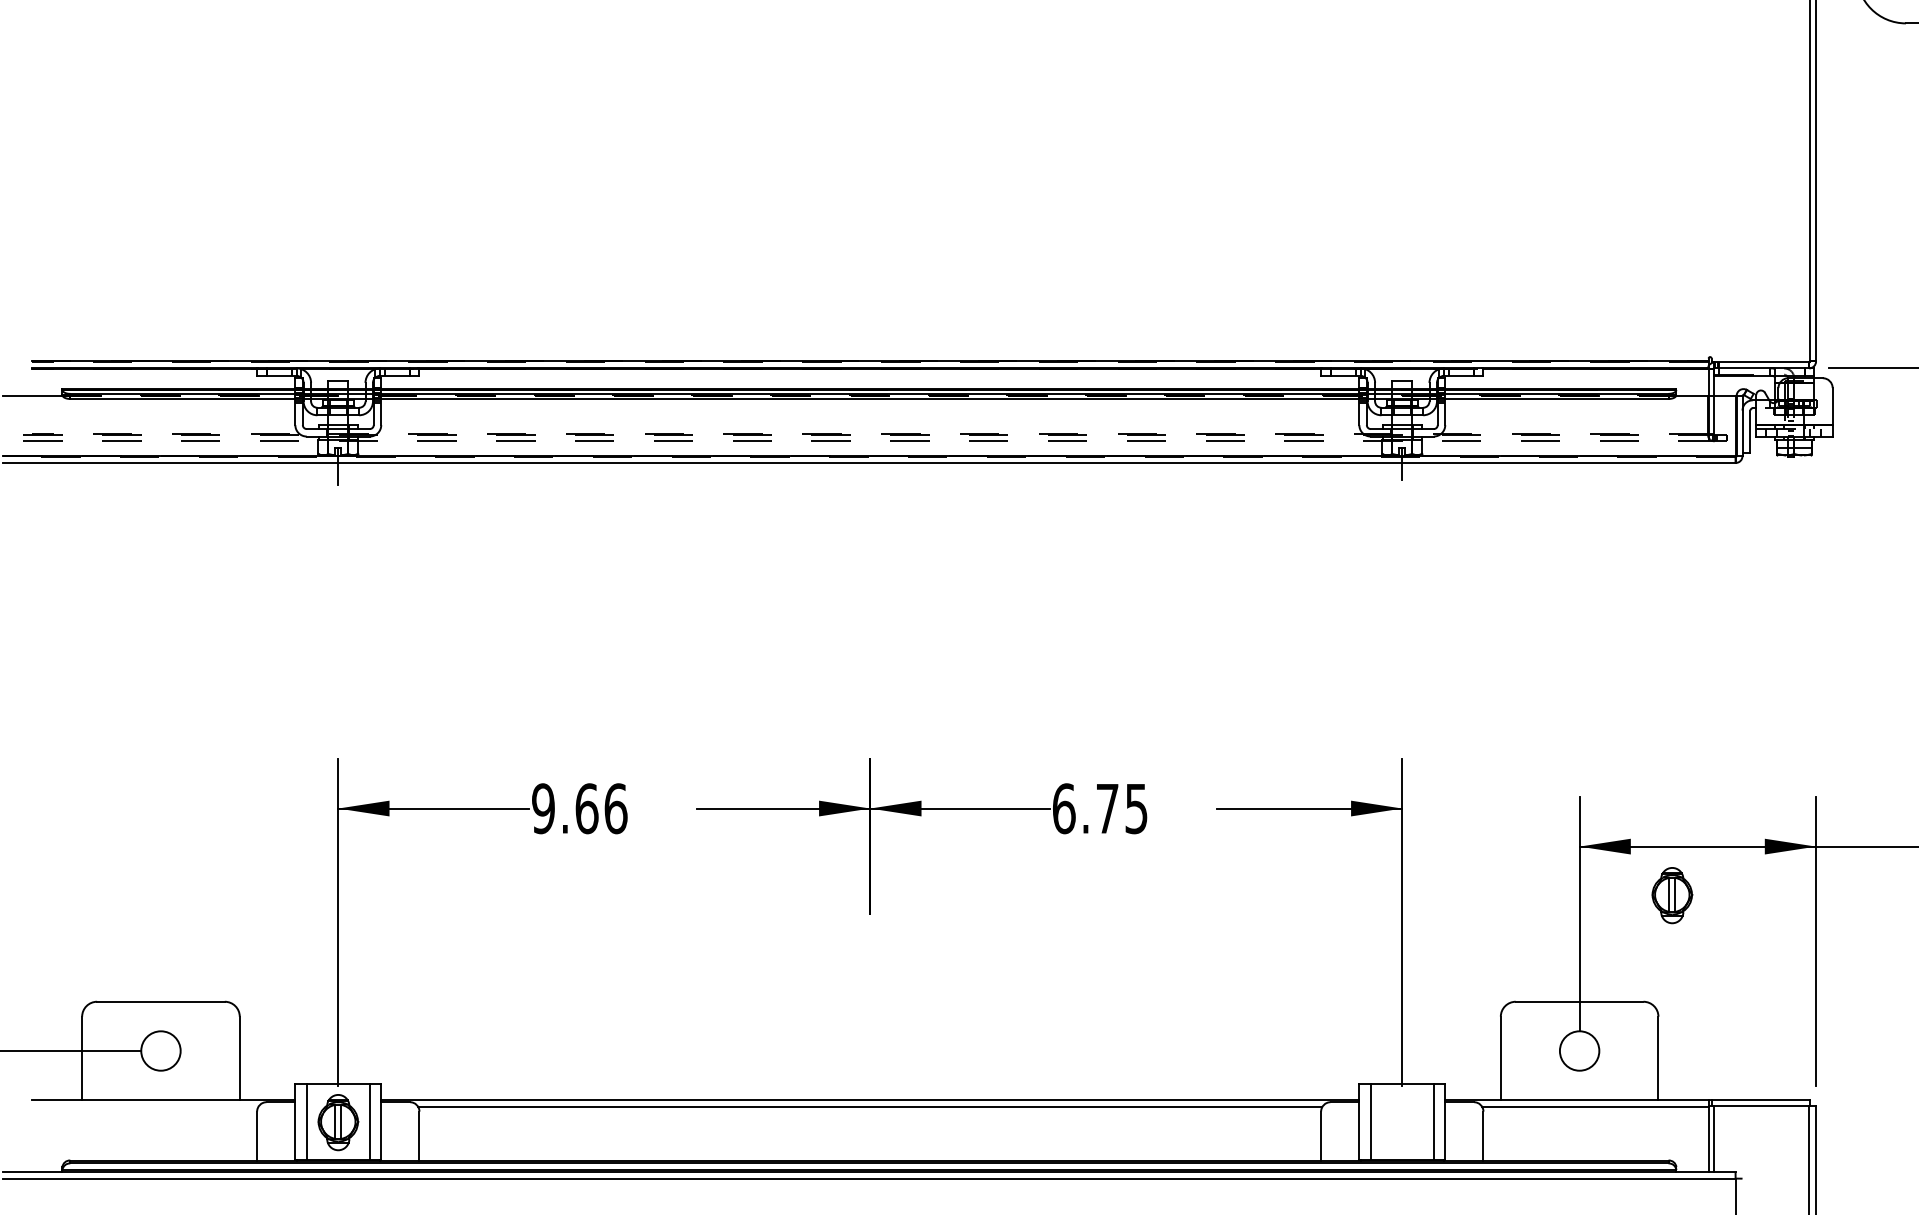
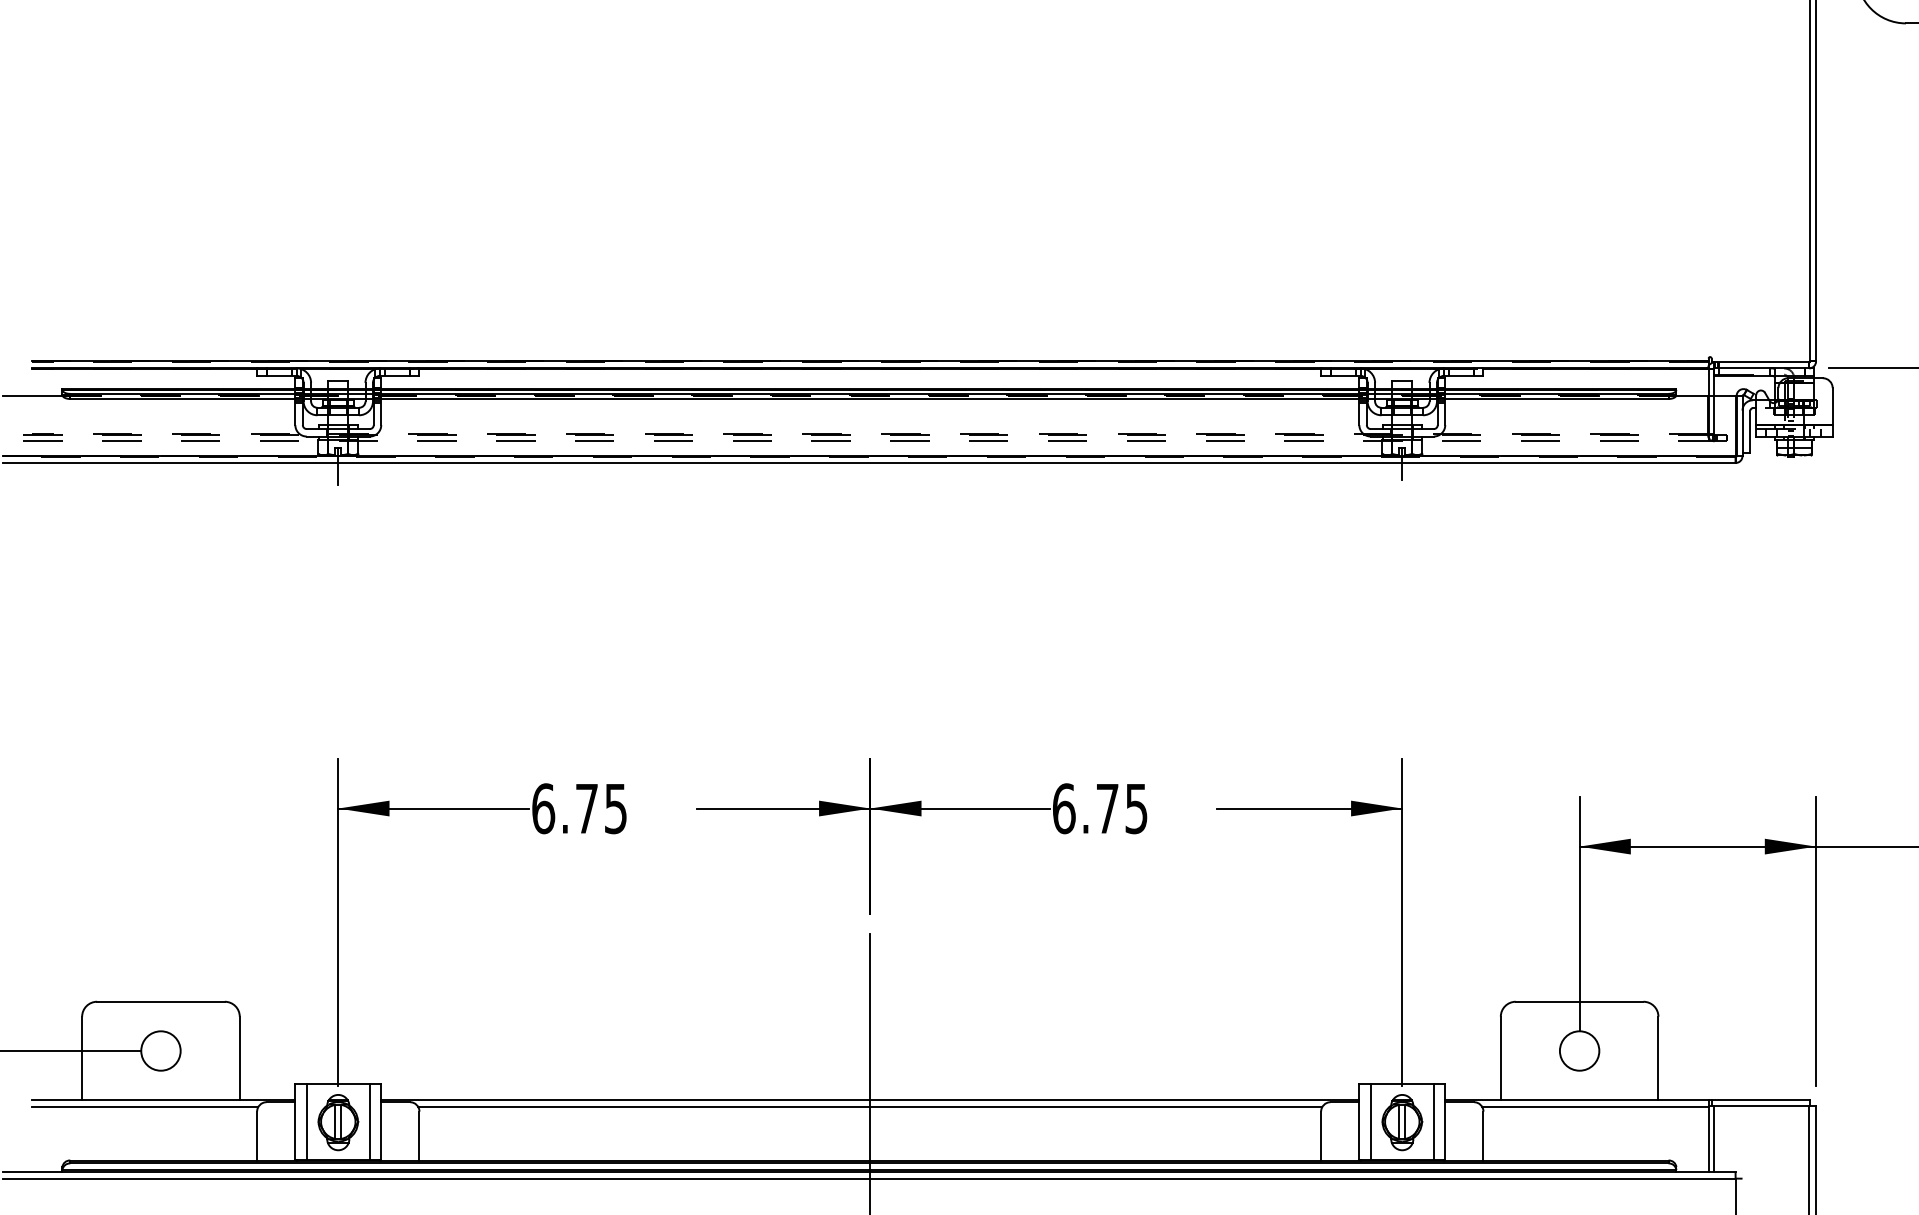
text: 9.66 -> 6.75 (579, 808)
part position: (1672, 895) -> (1402, 1122) (1402, 1122)
line: none -> present (870, 1072)
line: none -> present (144, 1107)
